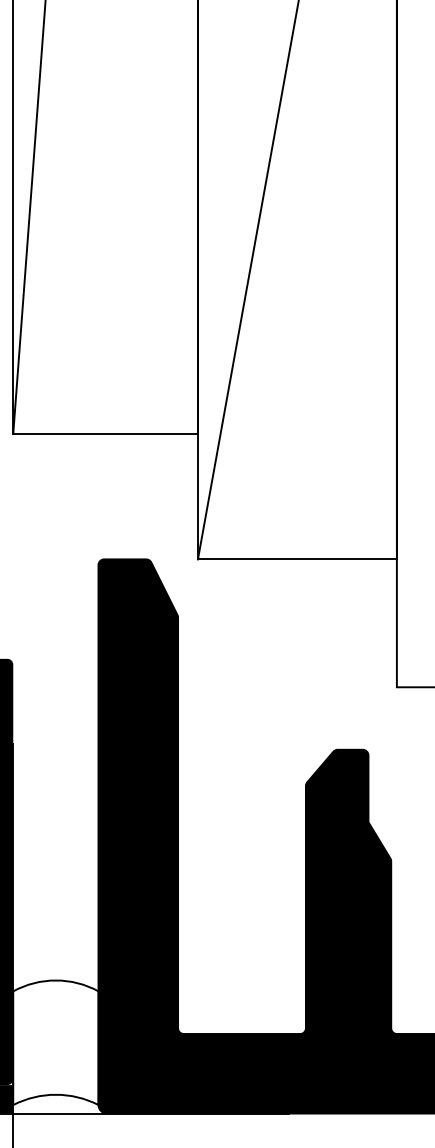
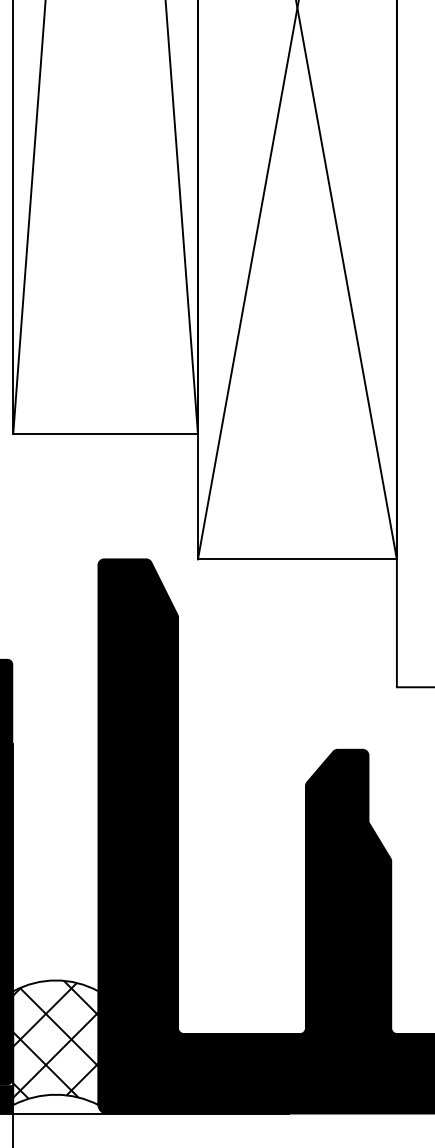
line: none -> present (181, 218)
line: none -> present (346, 280)
hatch: none -> present (55, 1039)
